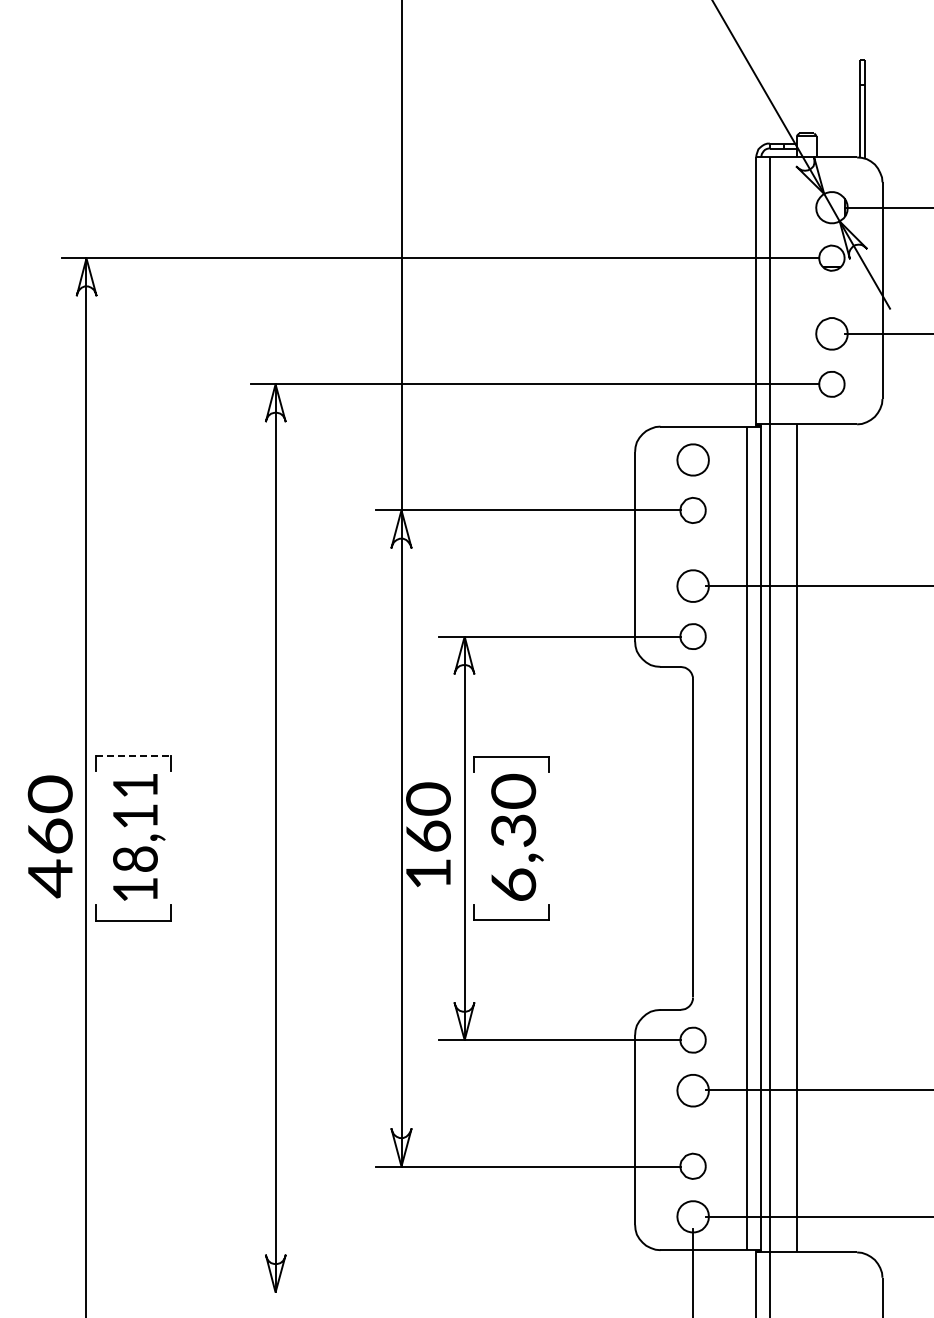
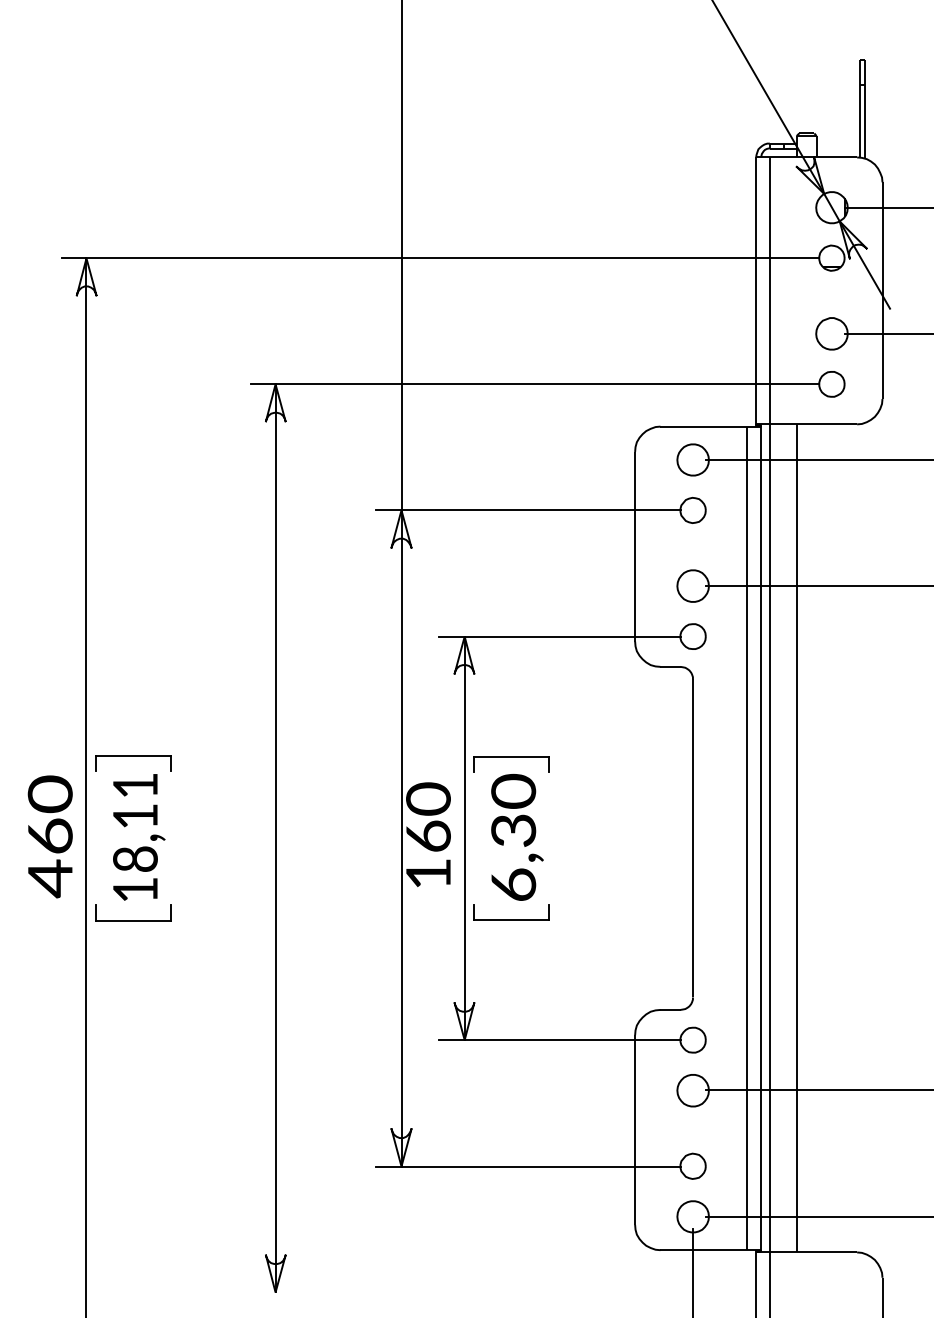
line: none -> present (817, 459)
line: dashed -> solid (133, 756)
